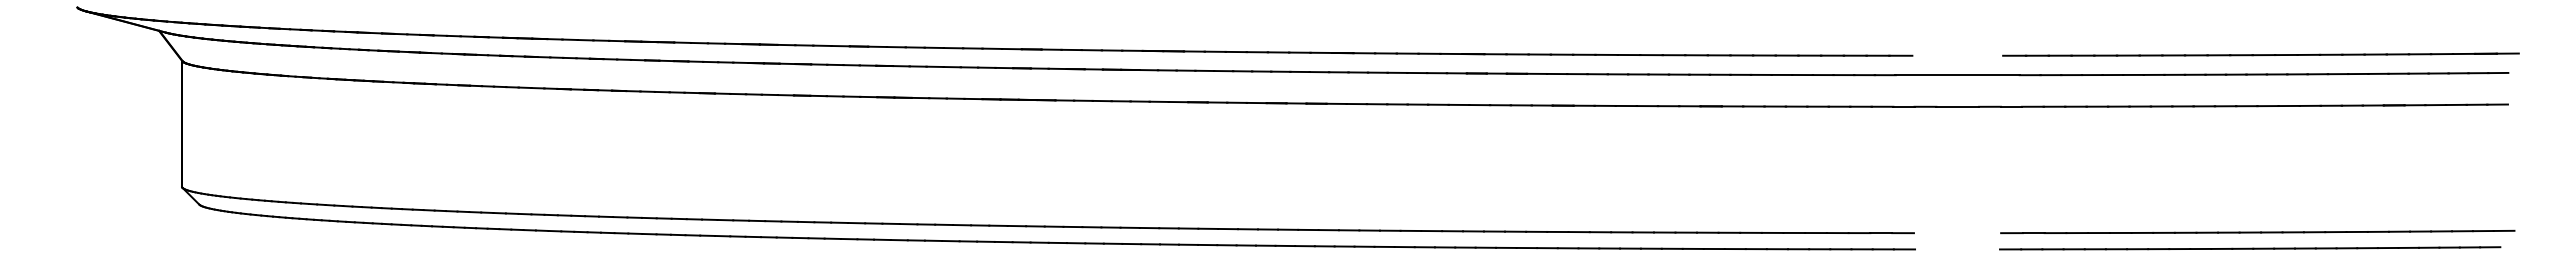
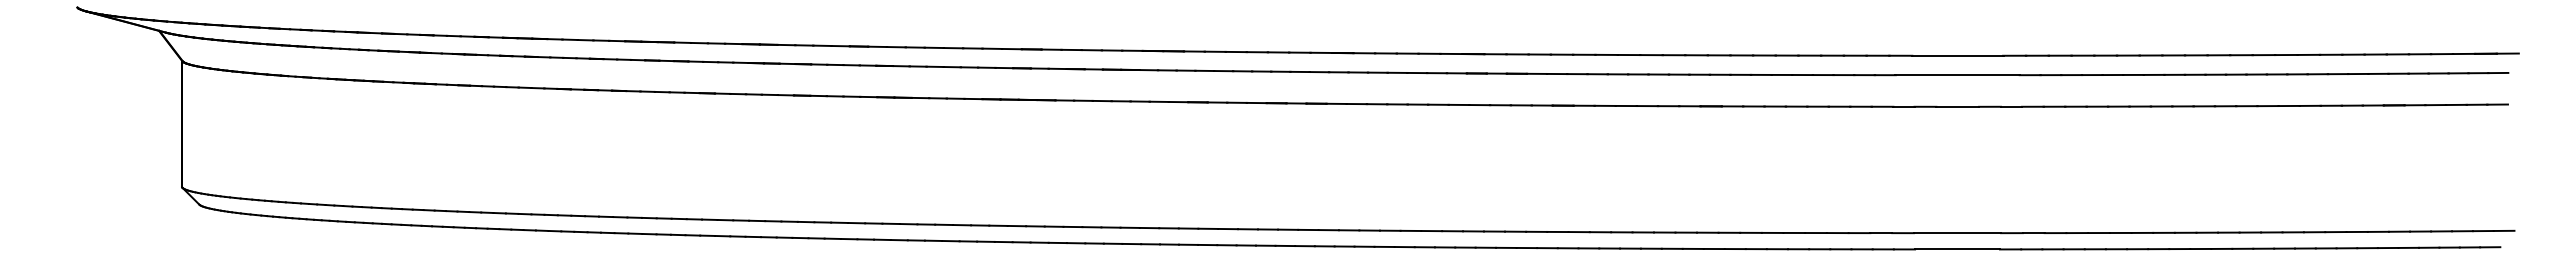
line: none -> present (1957, 55)
line: none -> present (1957, 233)
line: none -> present (1957, 249)
